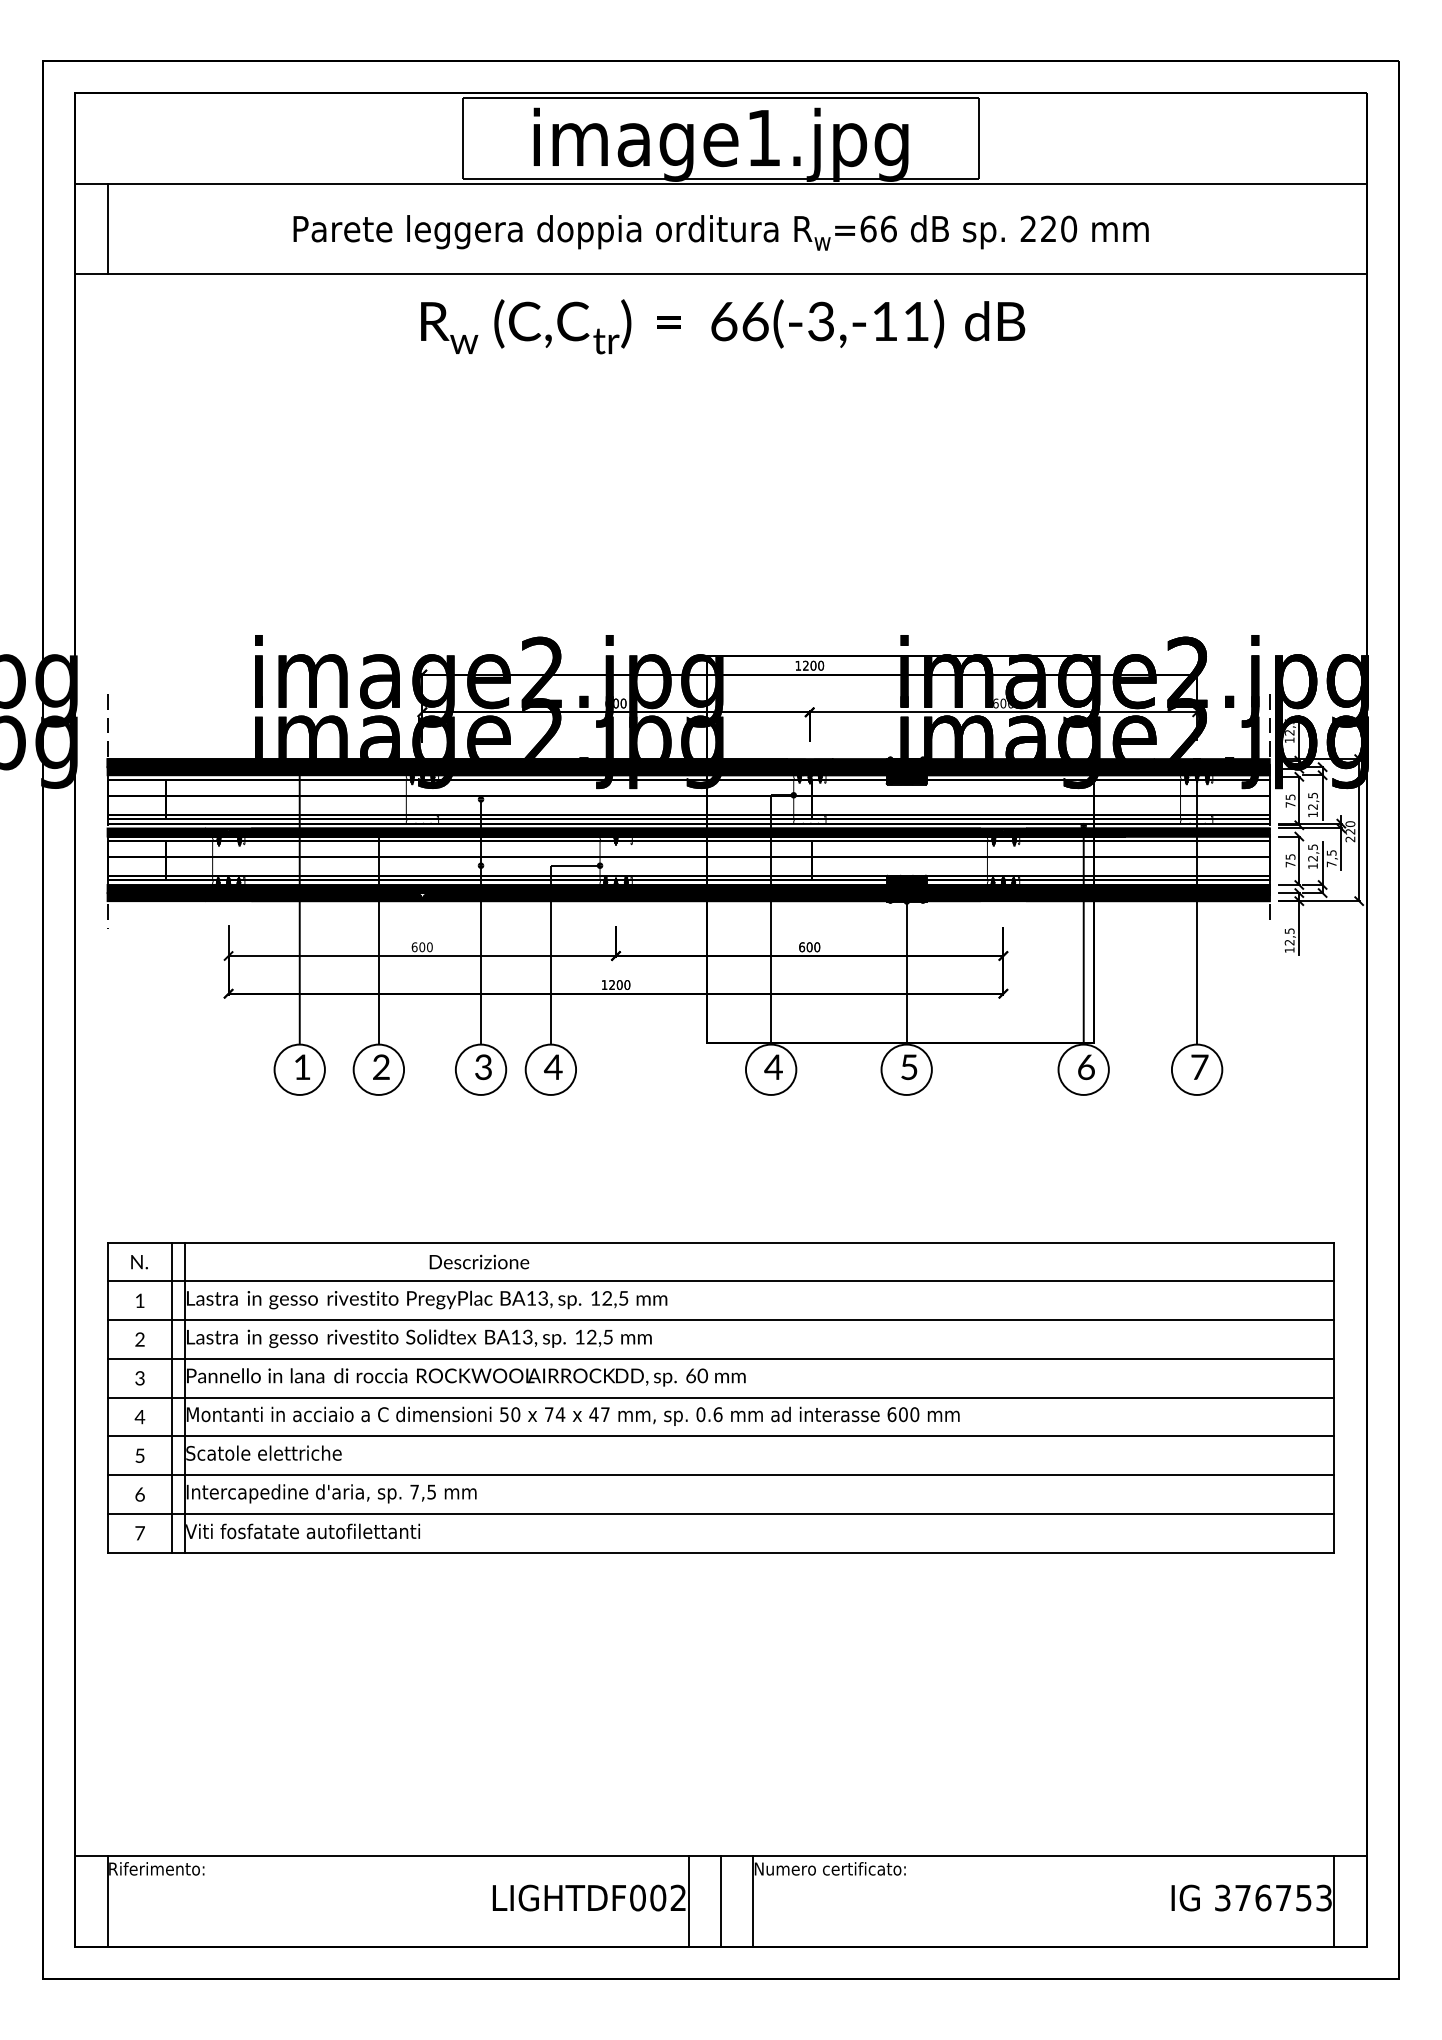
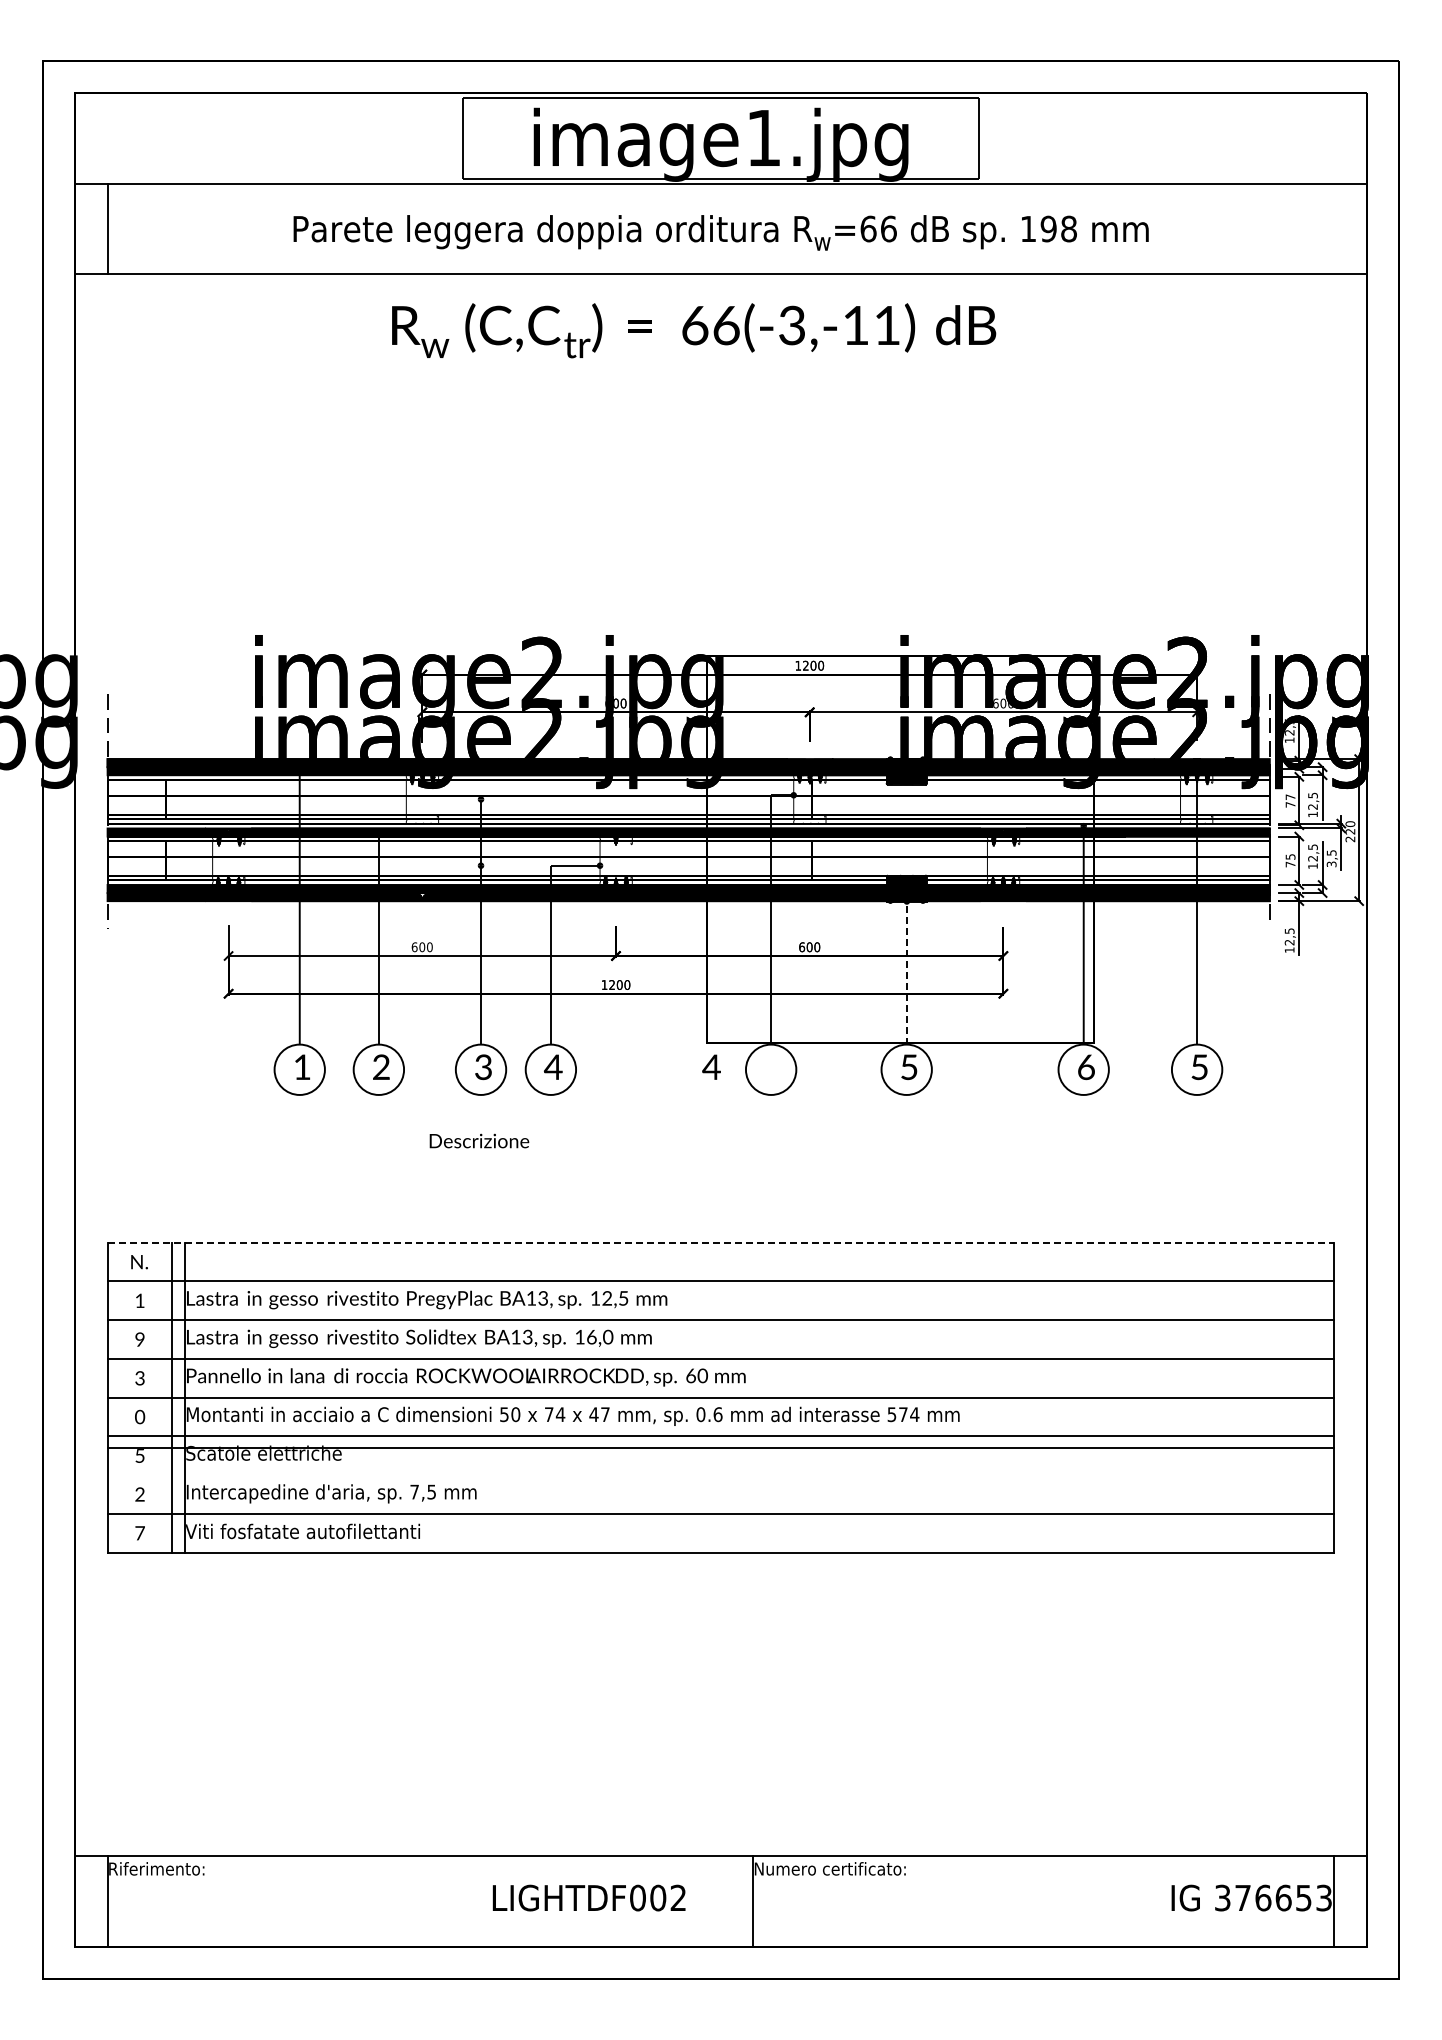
text: 220 -> 198 (1048, 228)
text position: (723, 326) -> (694, 330) (694, 330)
text: 75 -> 77 (1290, 797)
text: 7,5 -> 3,5 (1331, 864)
line: solid -> dashed (906, 972)
text position: (773, 1066) -> (711, 1066) (711, 1066)
text: 7 -> 5 (1199, 1067)
line: solid -> dashed (721, 1242)
text position: (479, 1261) -> (479, 1140) (479, 1140)
text: 12,5 -> 16,0 (600, 1336)
text: 2 -> 9 (139, 1340)
text: 600 -> 574 (903, 1414)
text: 4 -> 0 (139, 1416)
line position: (720, 1475) -> (720, 1448) (720, 1448)
text: 6 -> 2 (139, 1494)
text: 376753 -> 376653 (1283, 1897)
line: present -> none (688, 1901)
line: present -> none (720, 1901)
